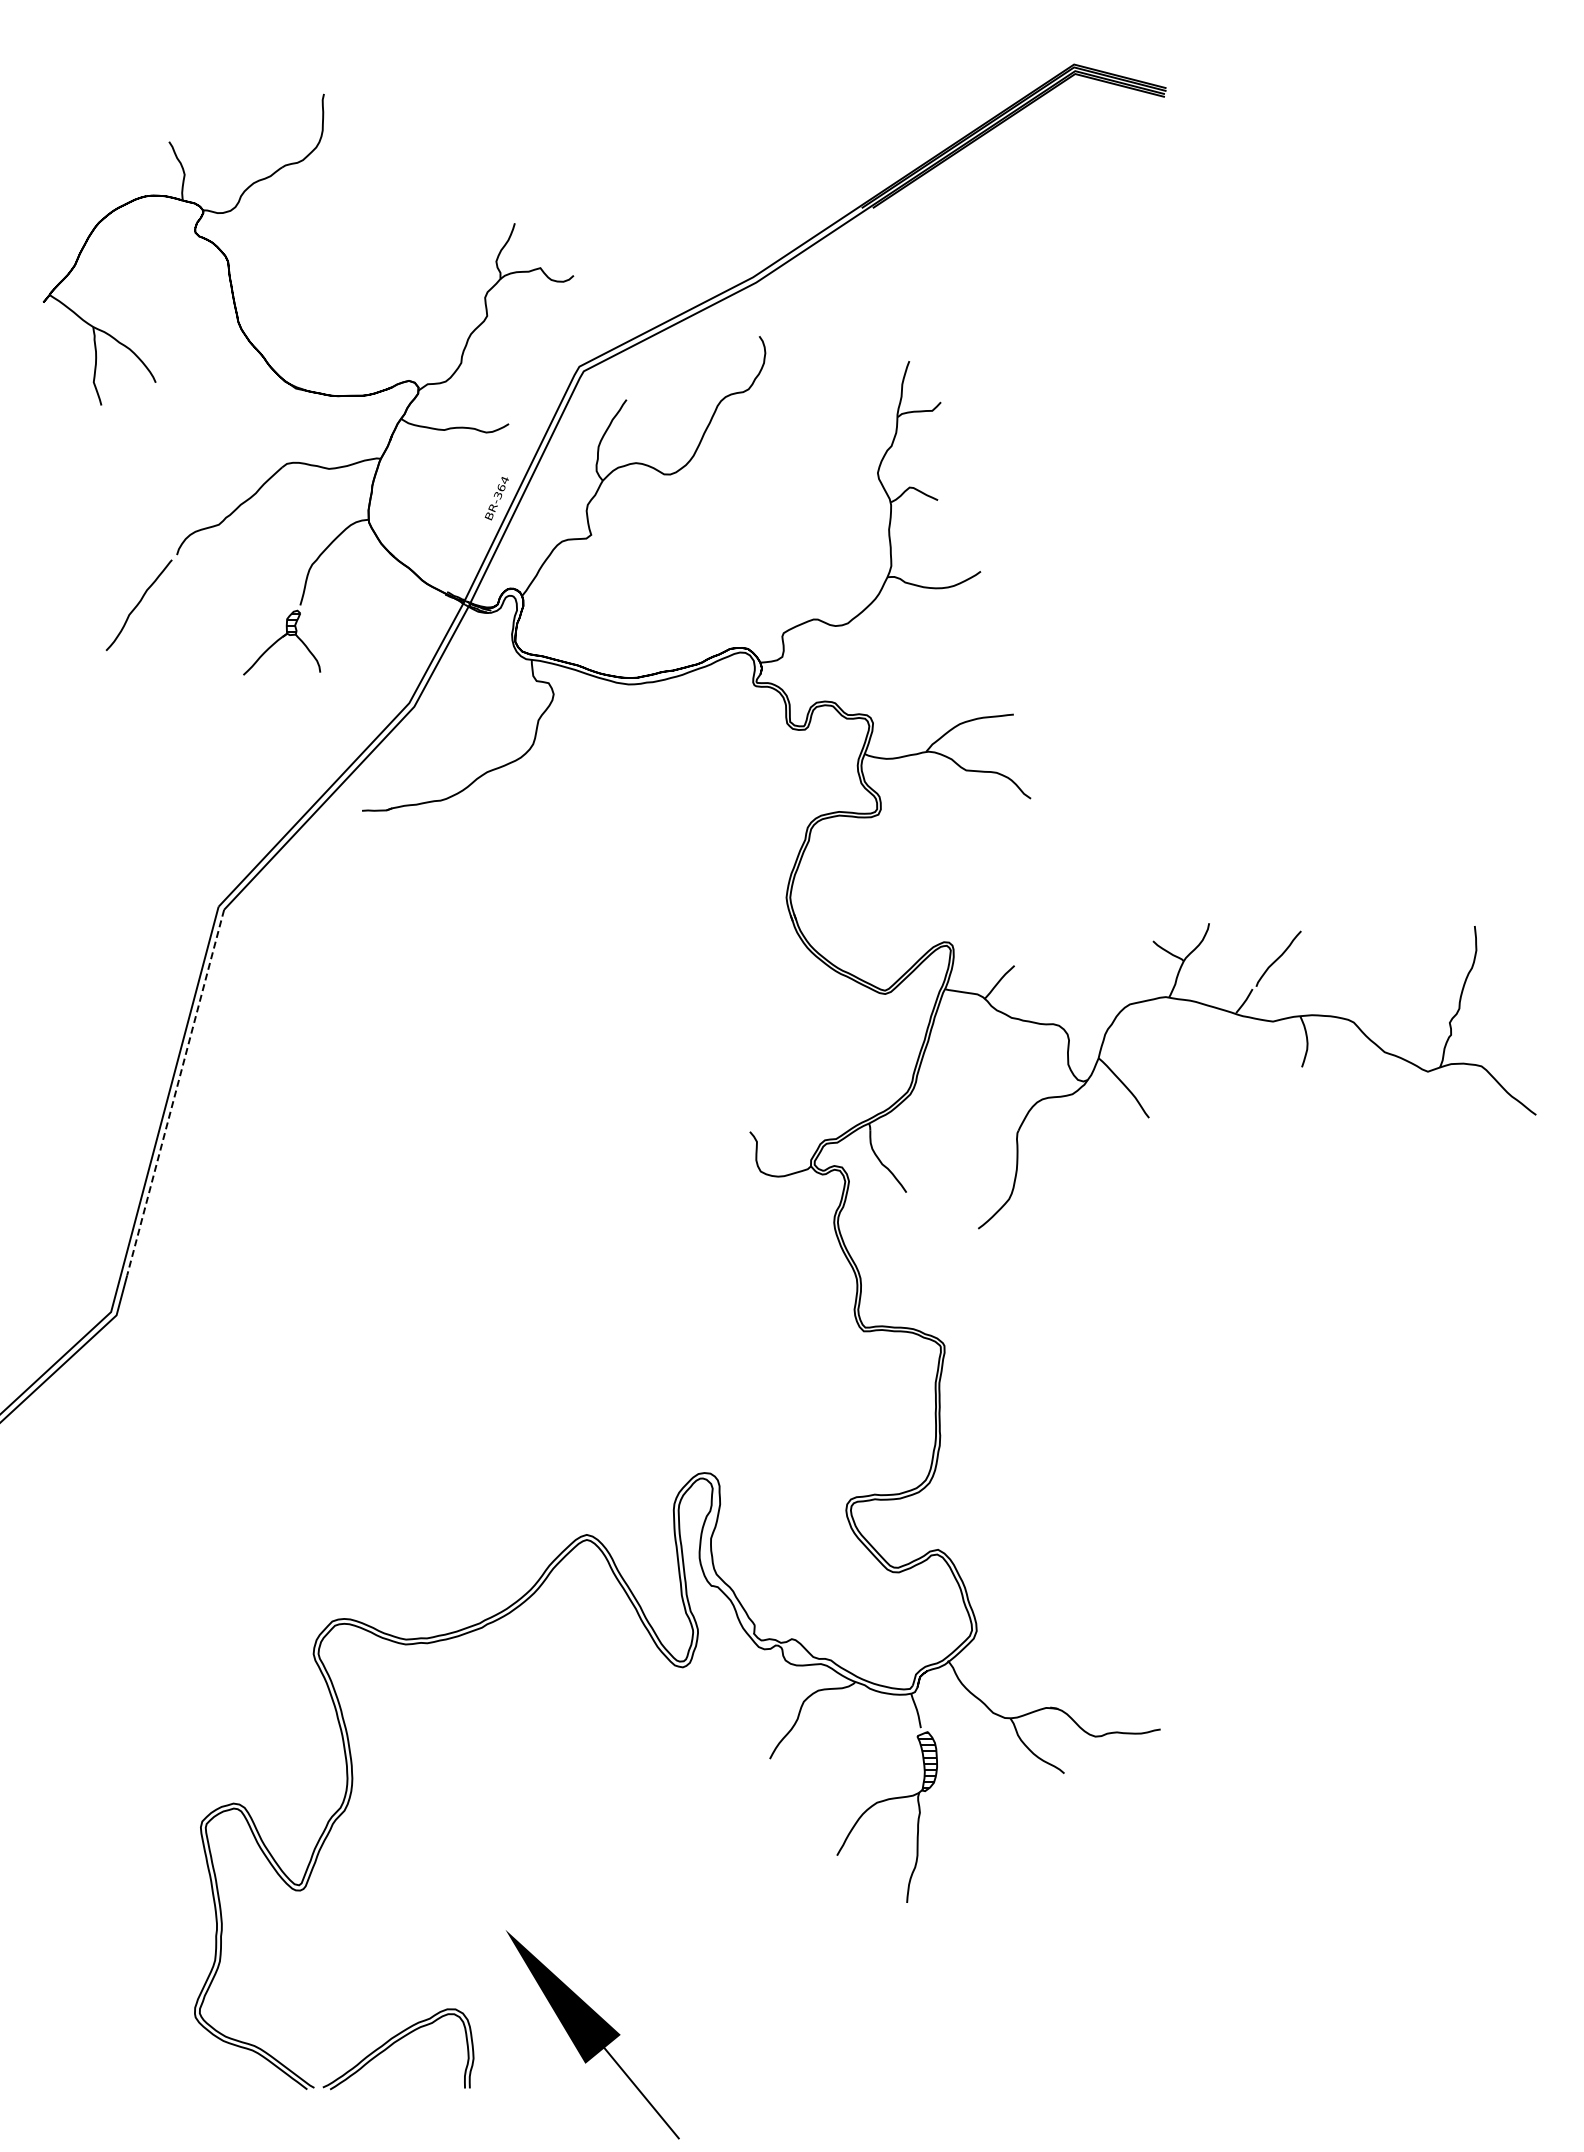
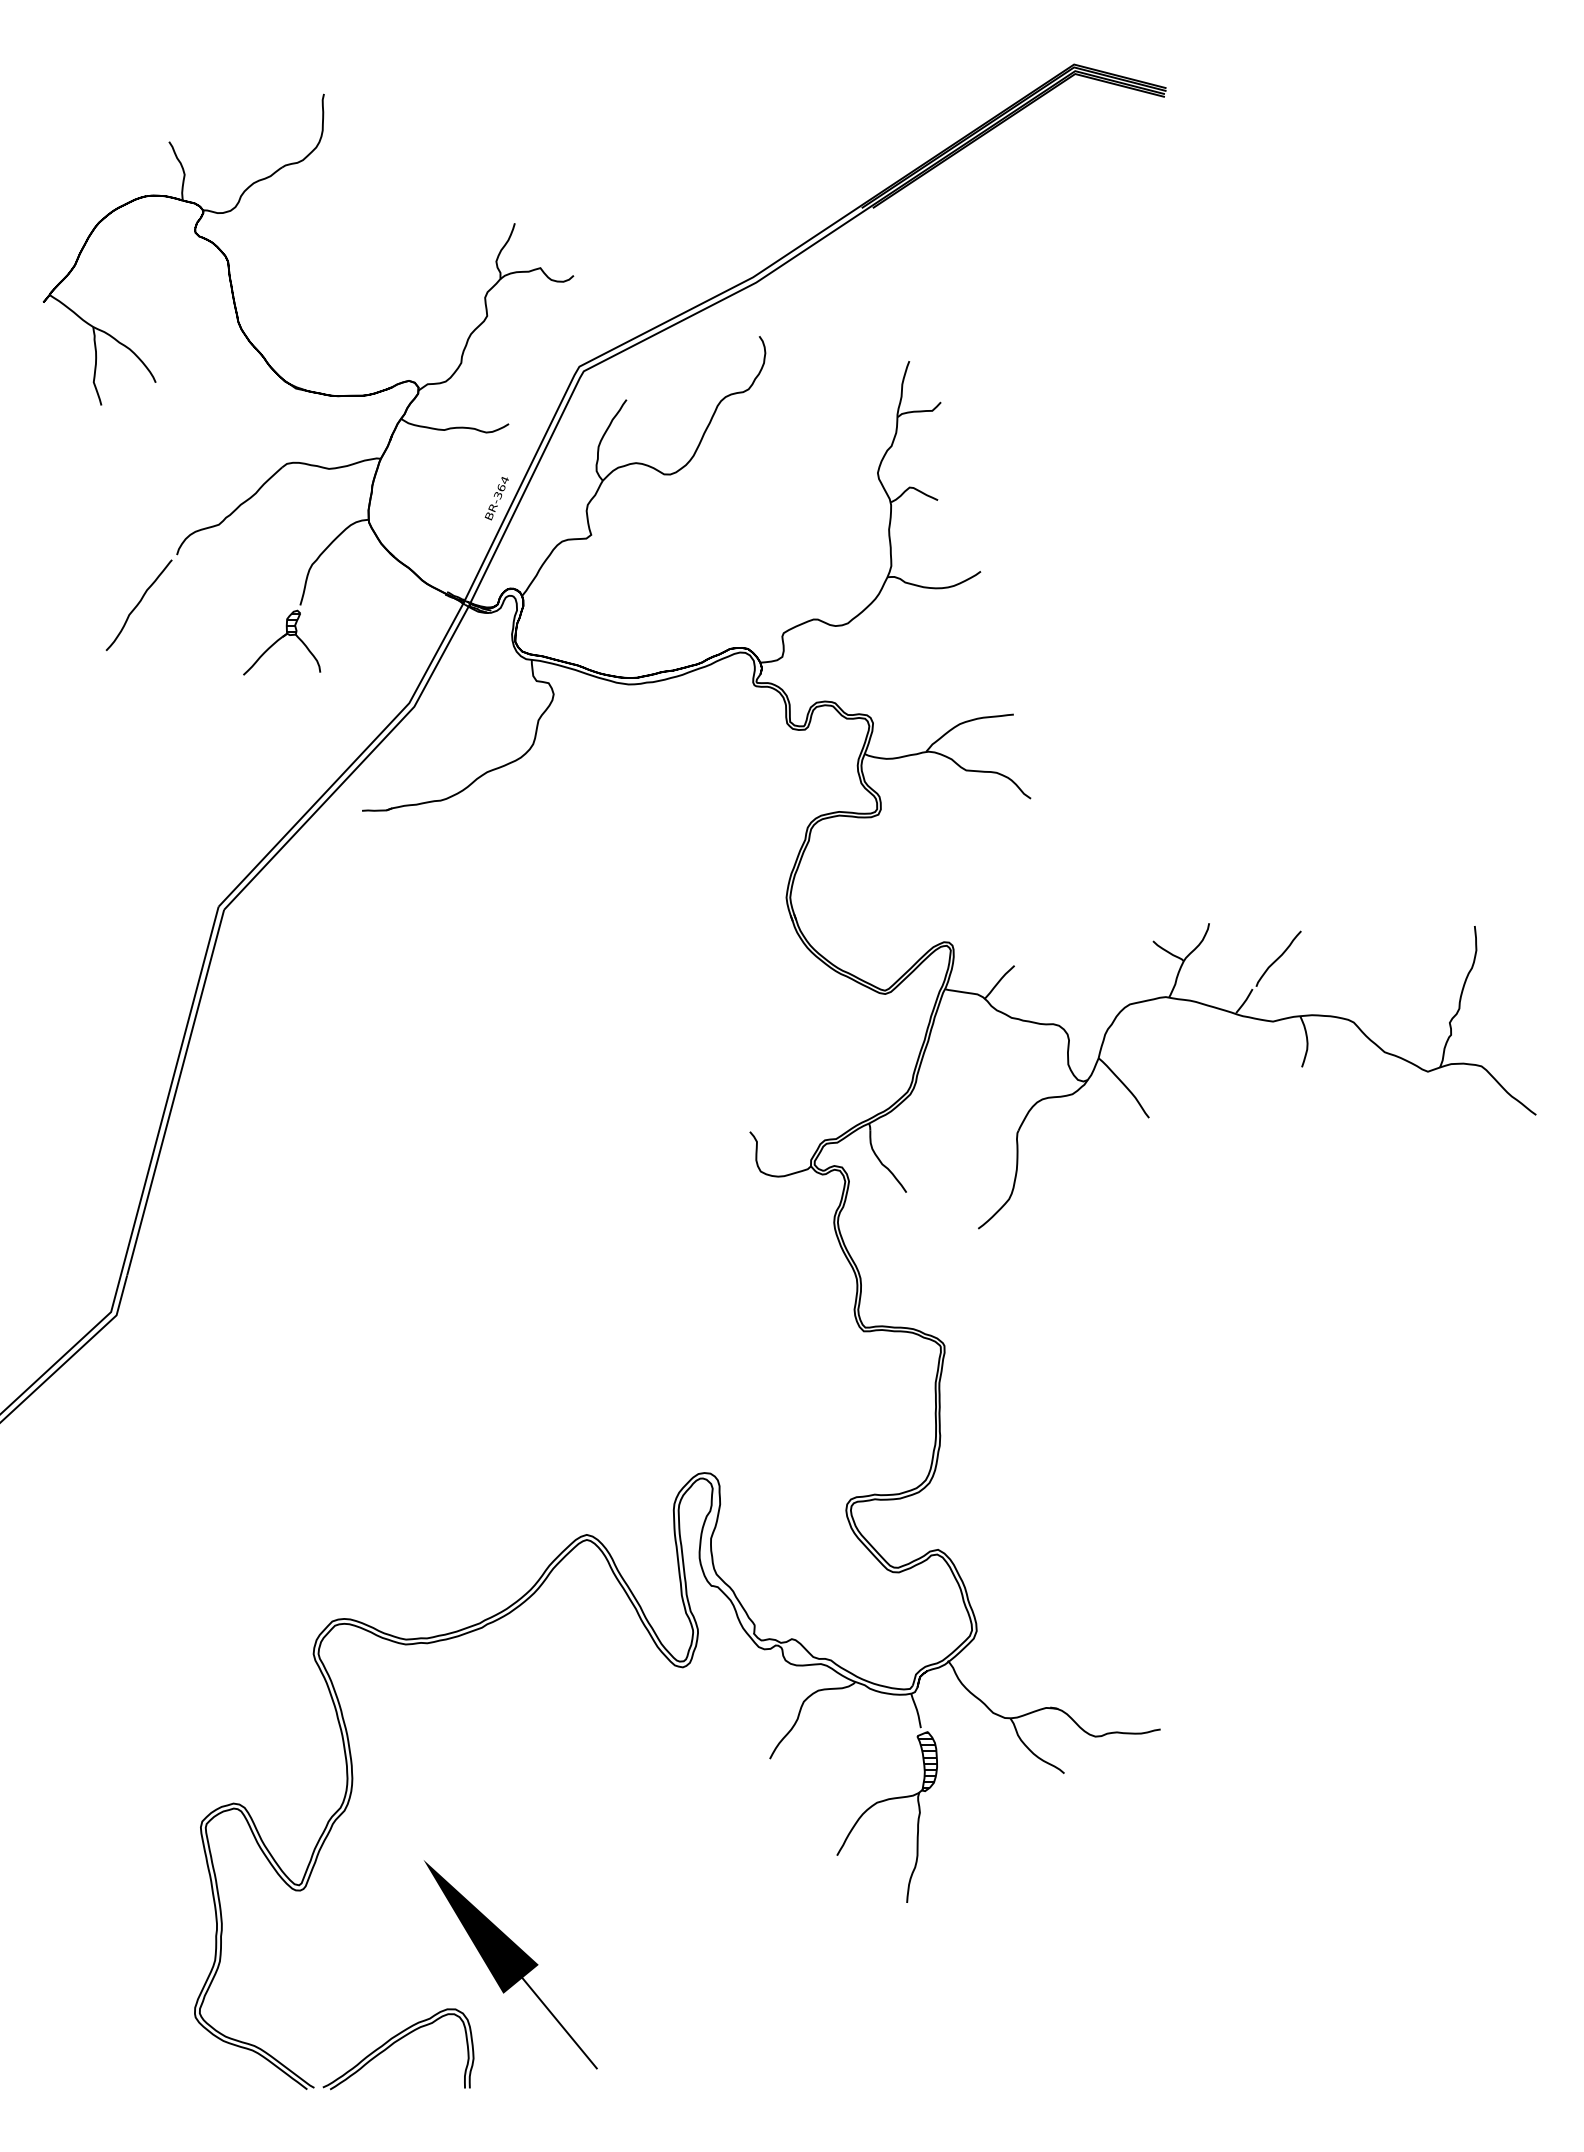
line: dashed -> solid (175, 1093)
part position: (592, 2034) -> (510, 1964) (510, 1964)
